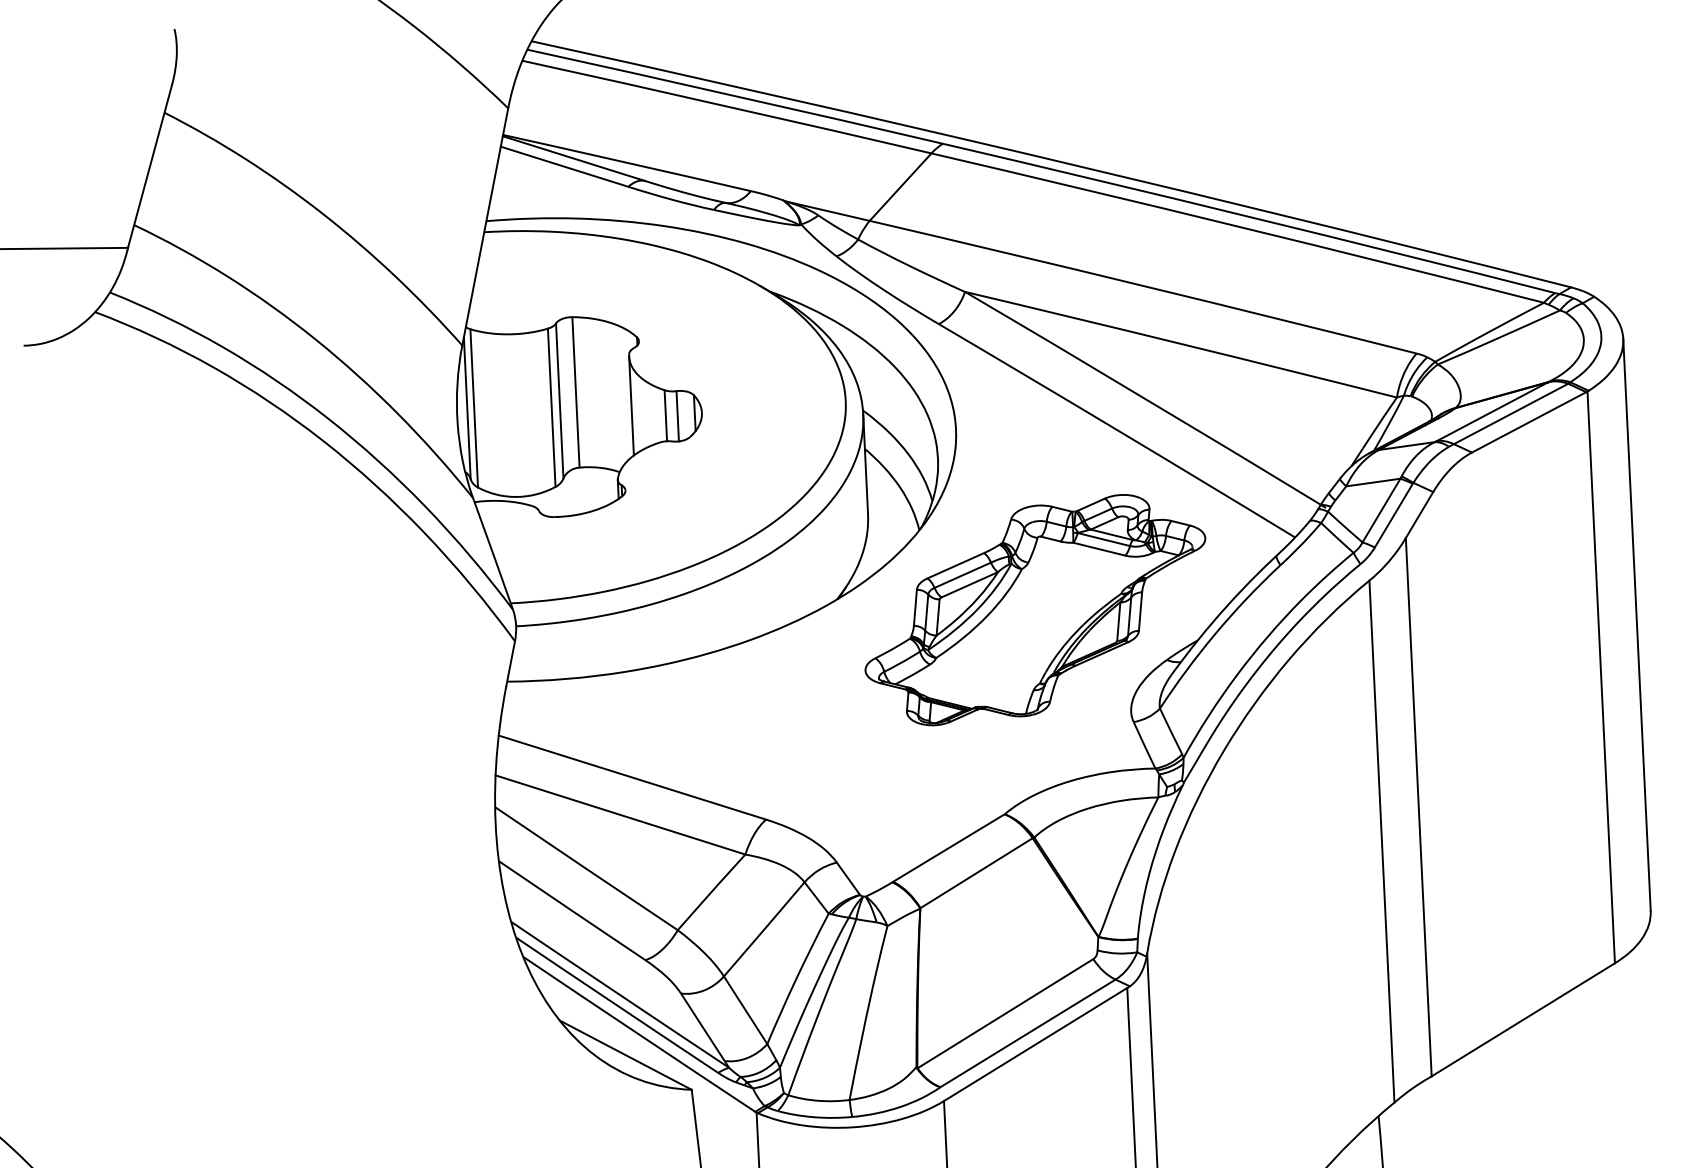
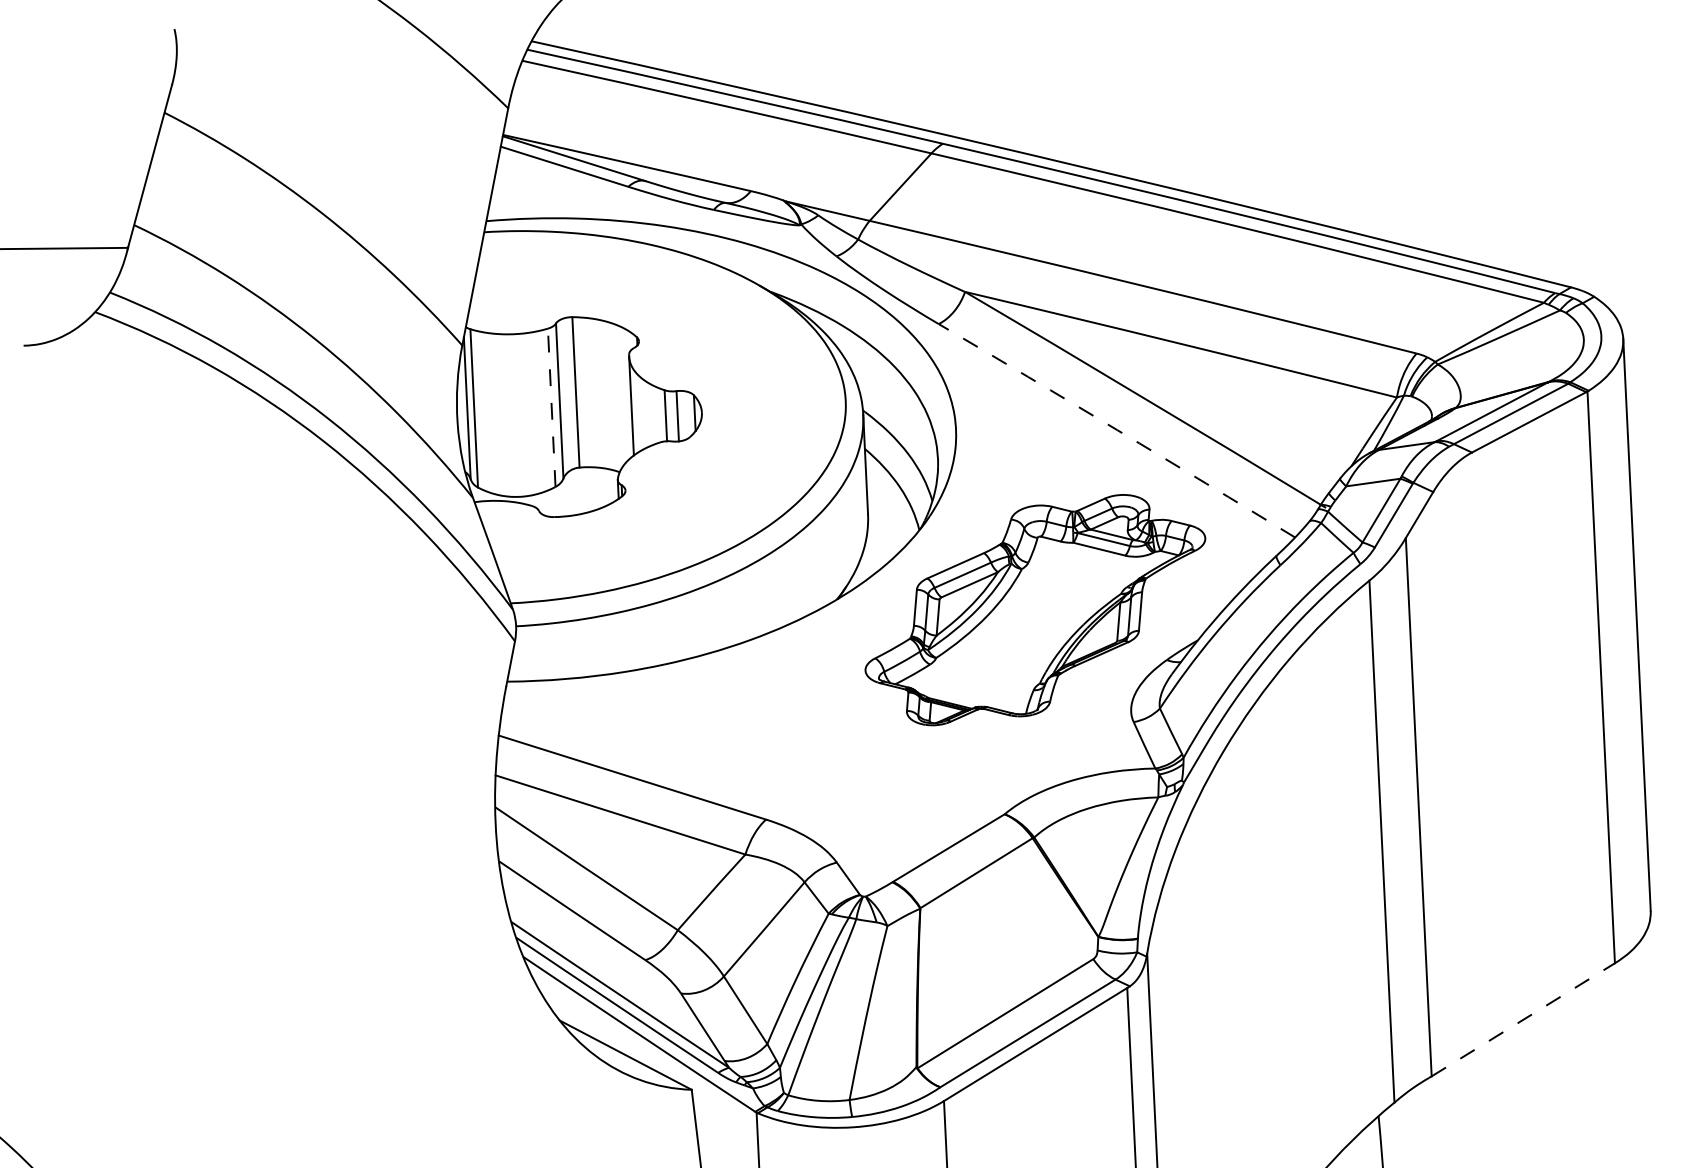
line: solid -> dashed (551, 407)
arc: solid -> dashed (1117, 430)
line: solid -> dashed (1523, 1019)
